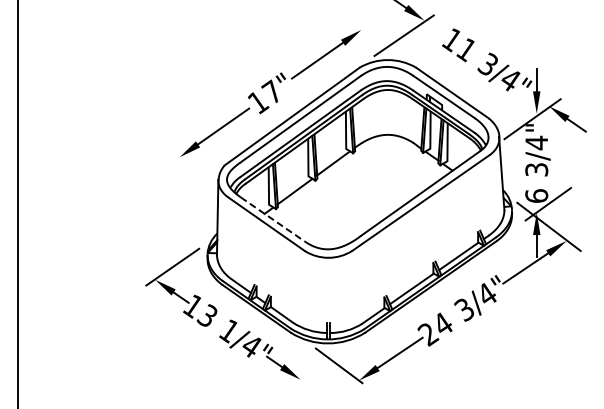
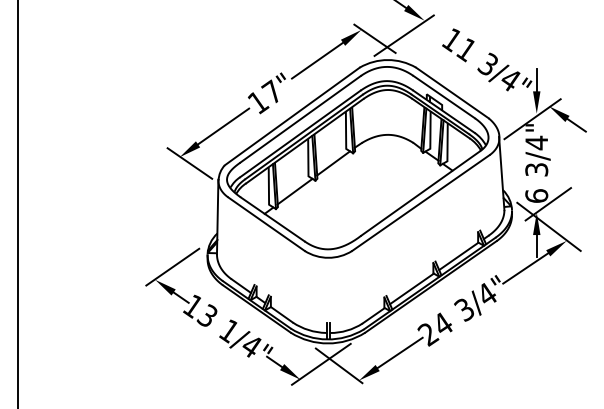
line: none -> present (374, 38)
line: none -> present (189, 163)
line: dashed -> solid (272, 219)
line: none -> present (321, 363)
